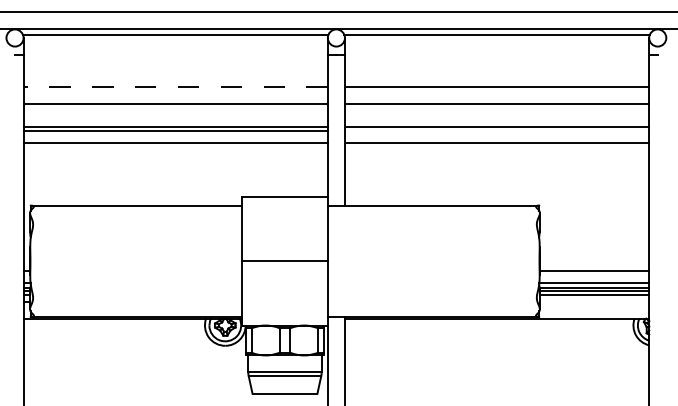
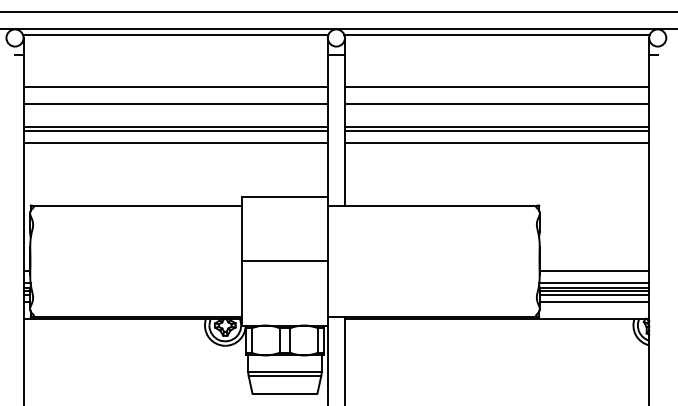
line: dashed -> solid (175, 87)
line: none -> present (496, 131)
line: none -> present (594, 301)
